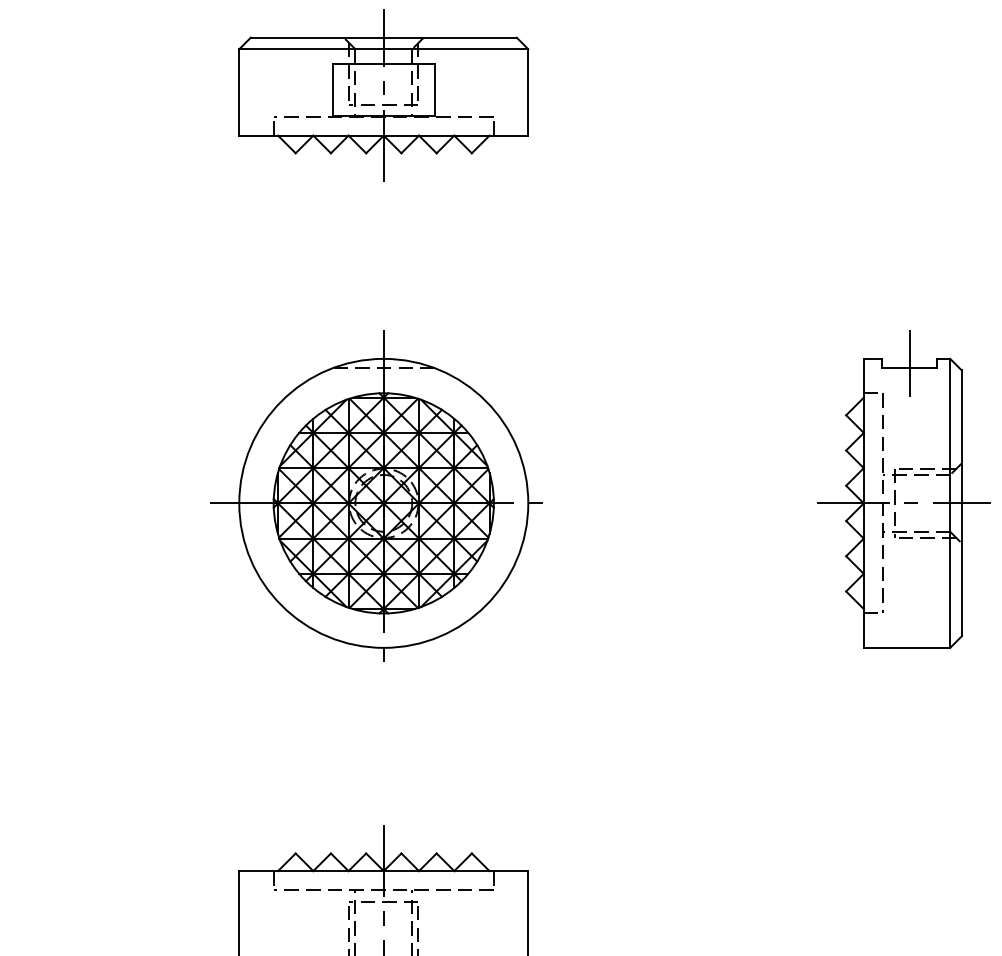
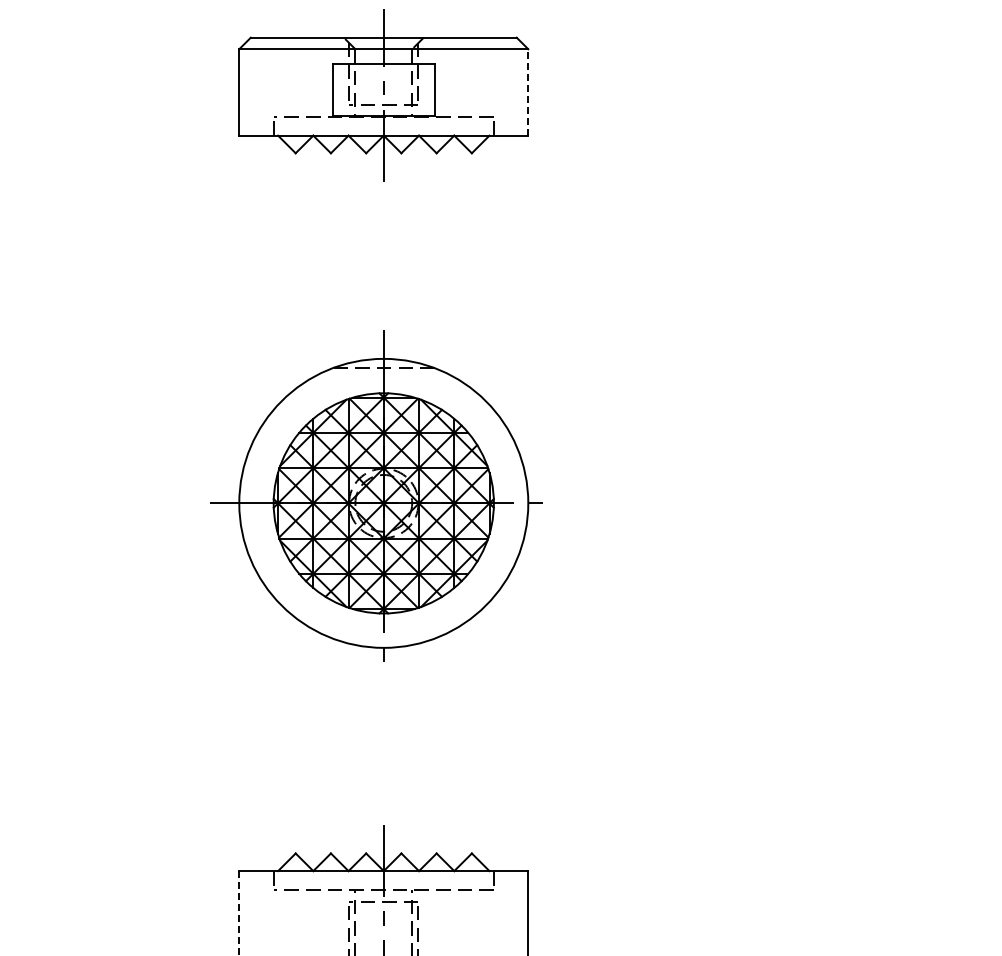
line: solid -> dashed (528, 91)
part: present -> none (903, 489)
line: solid -> dashed (239, 913)
